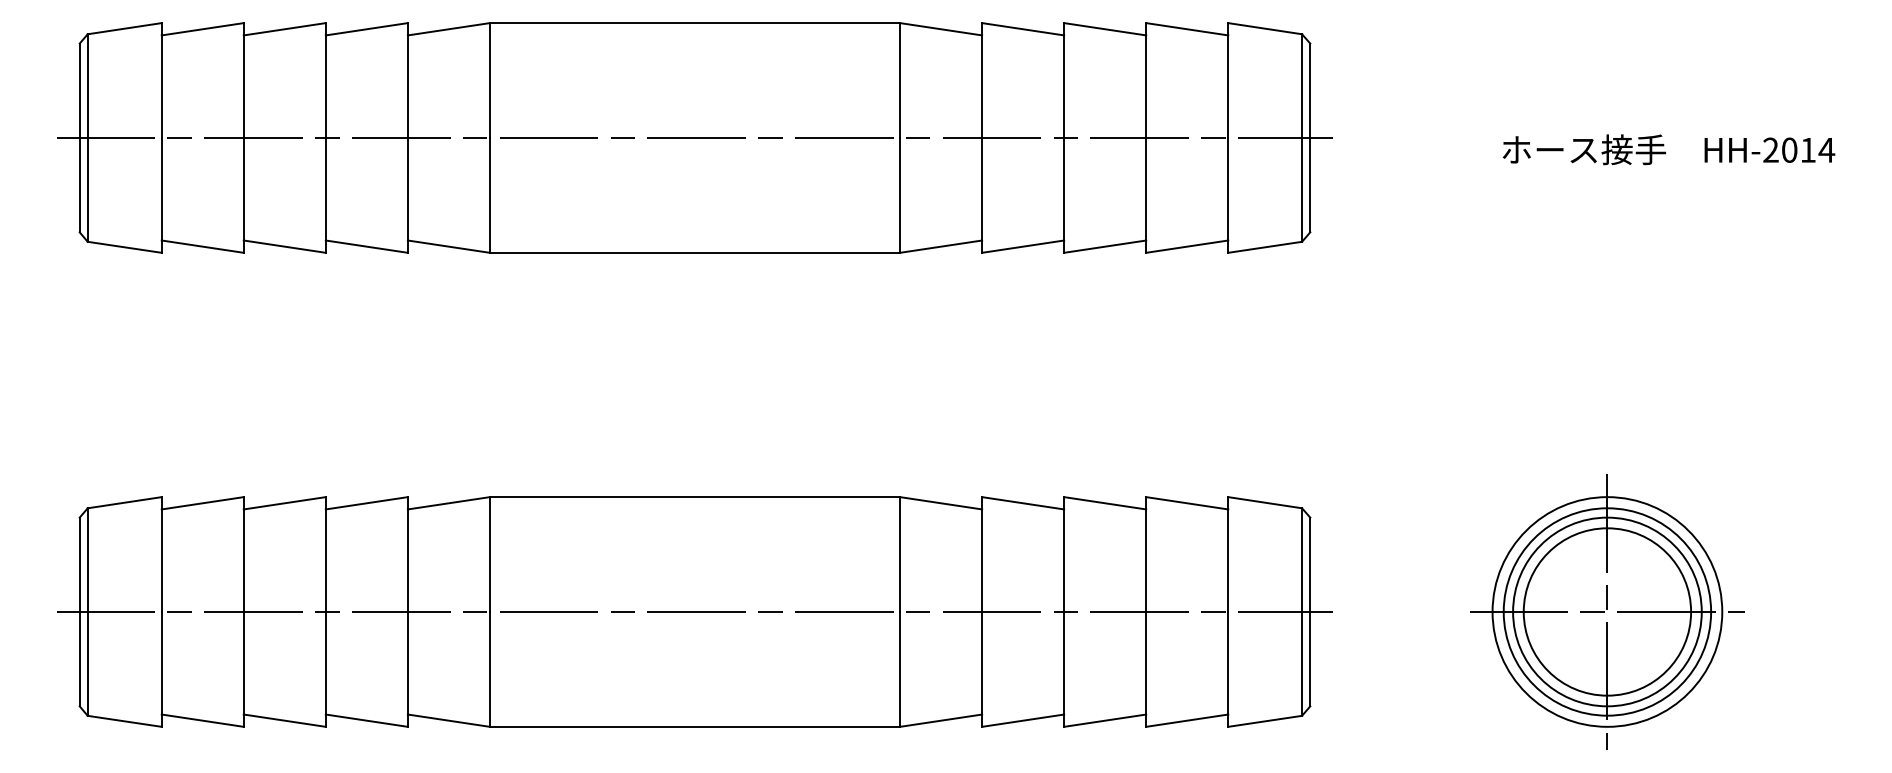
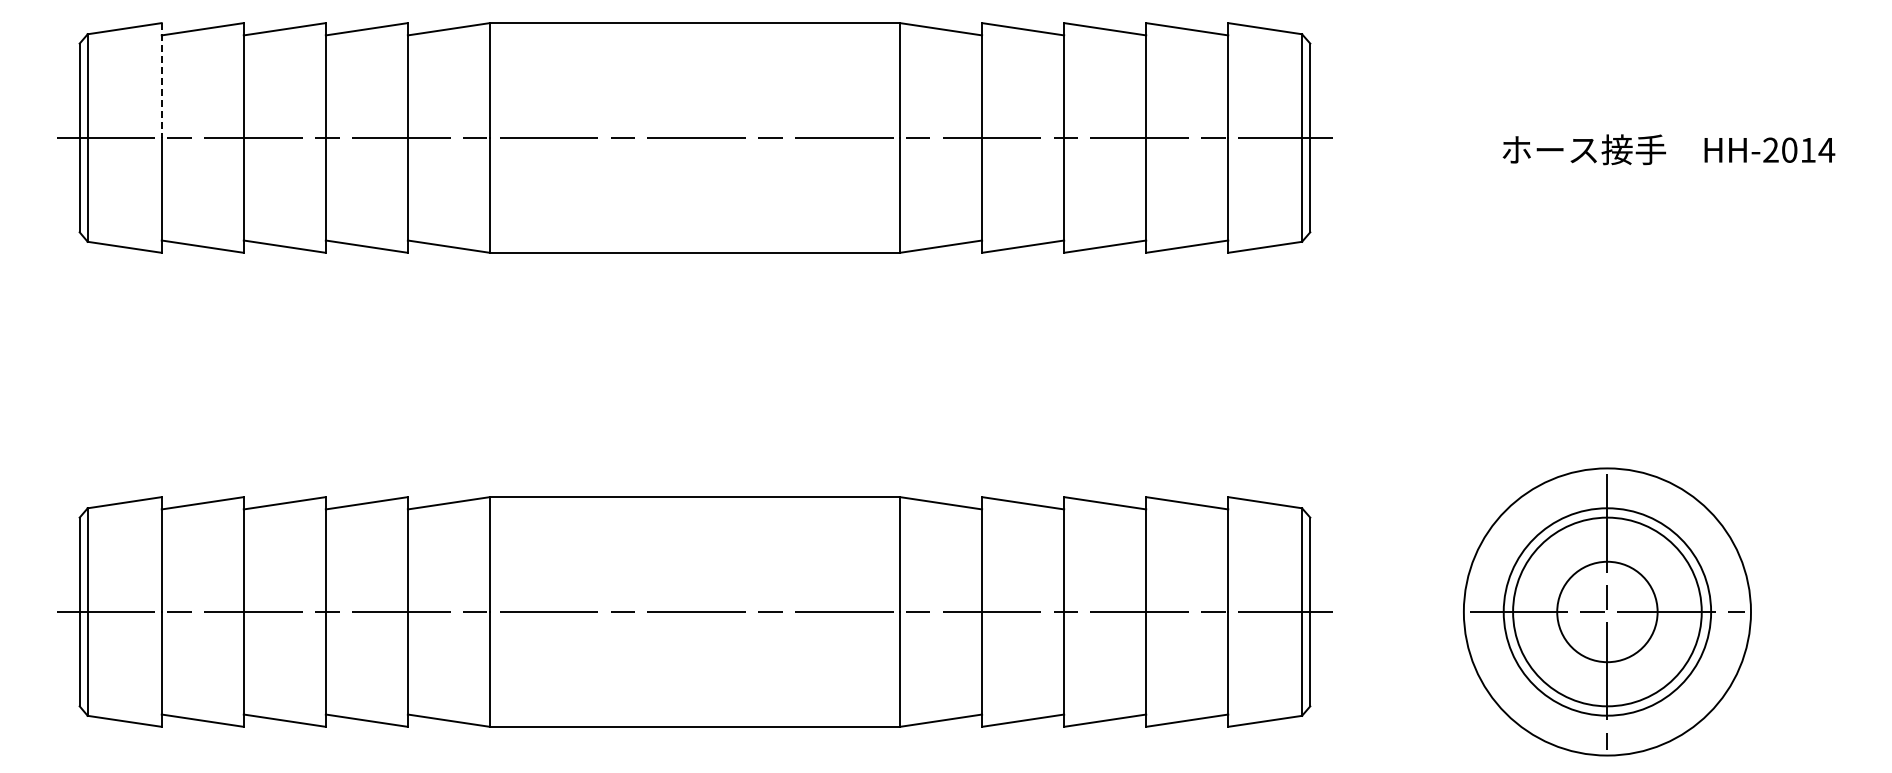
line: solid -> dashed (161, 81)
circle diameter: 167 px -> 100 px (1607, 611)
circle diameter: 230 px -> 287 px (1607, 611)
